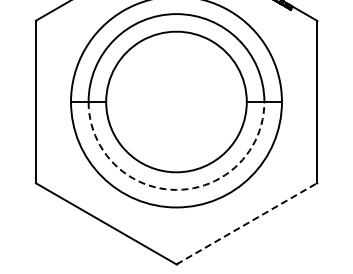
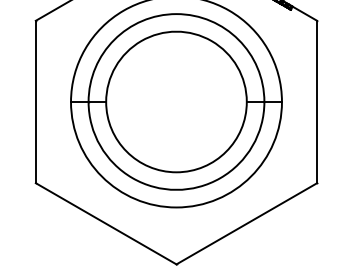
arc: dashed -> solid (176, 189)
line: dashed -> solid (247, 223)
